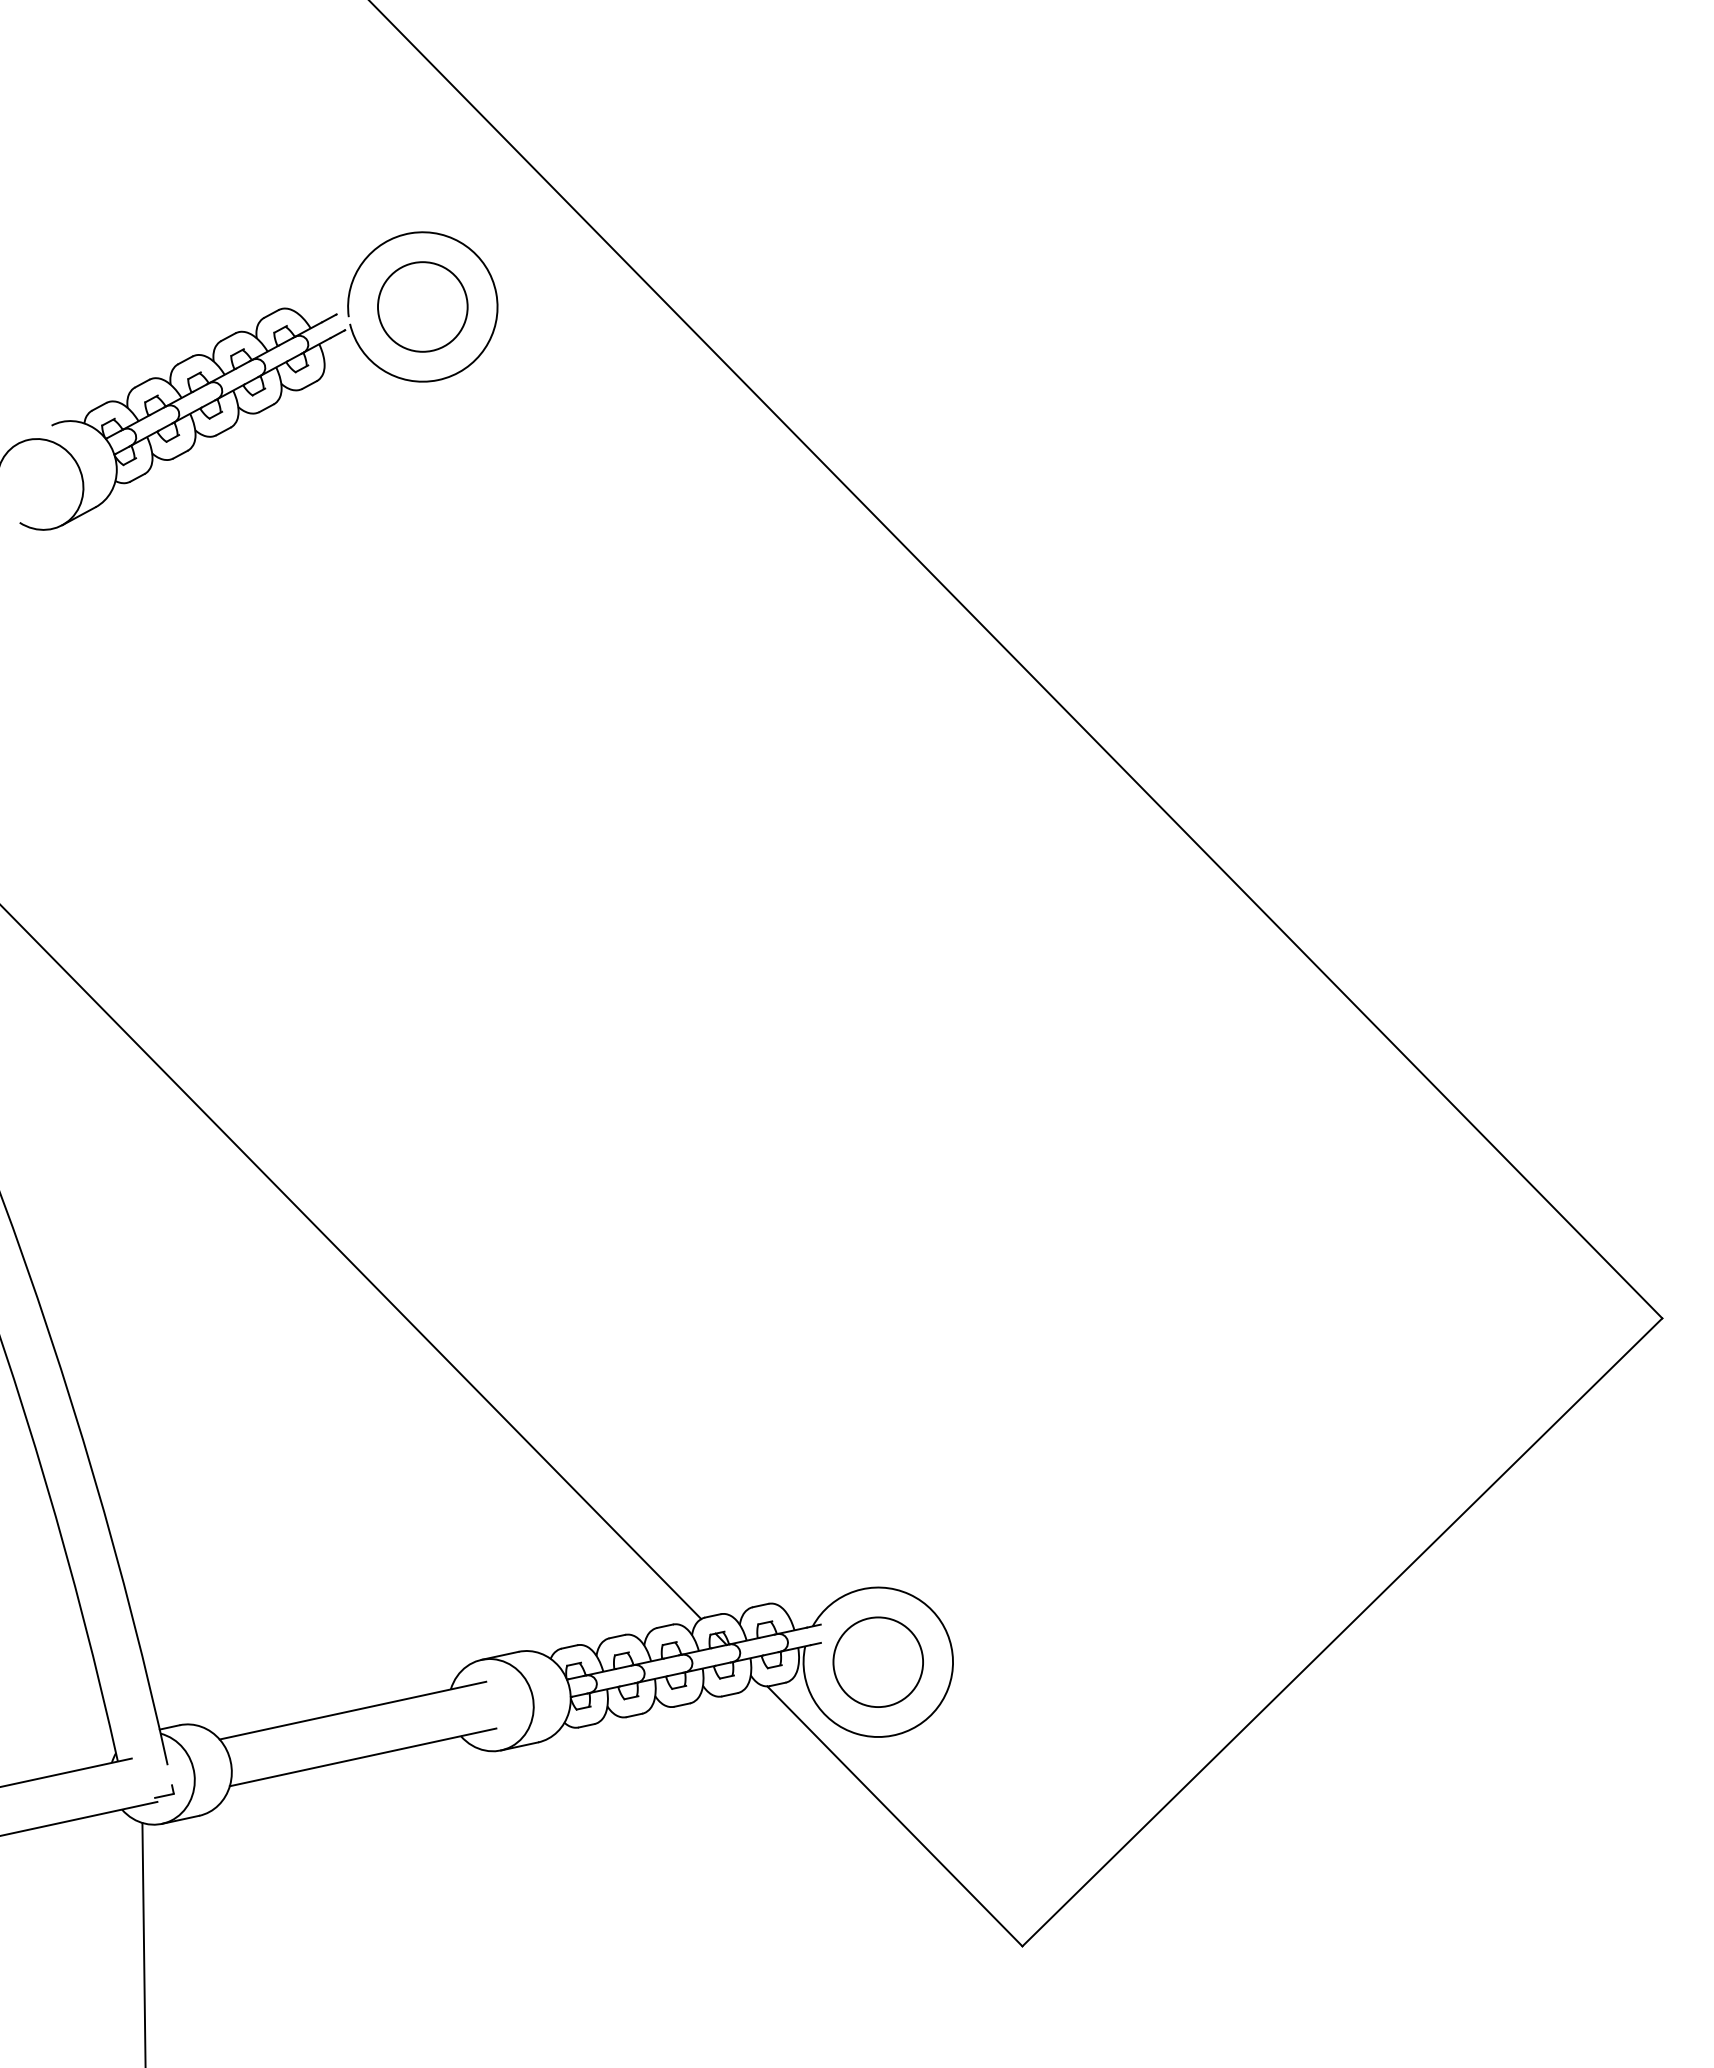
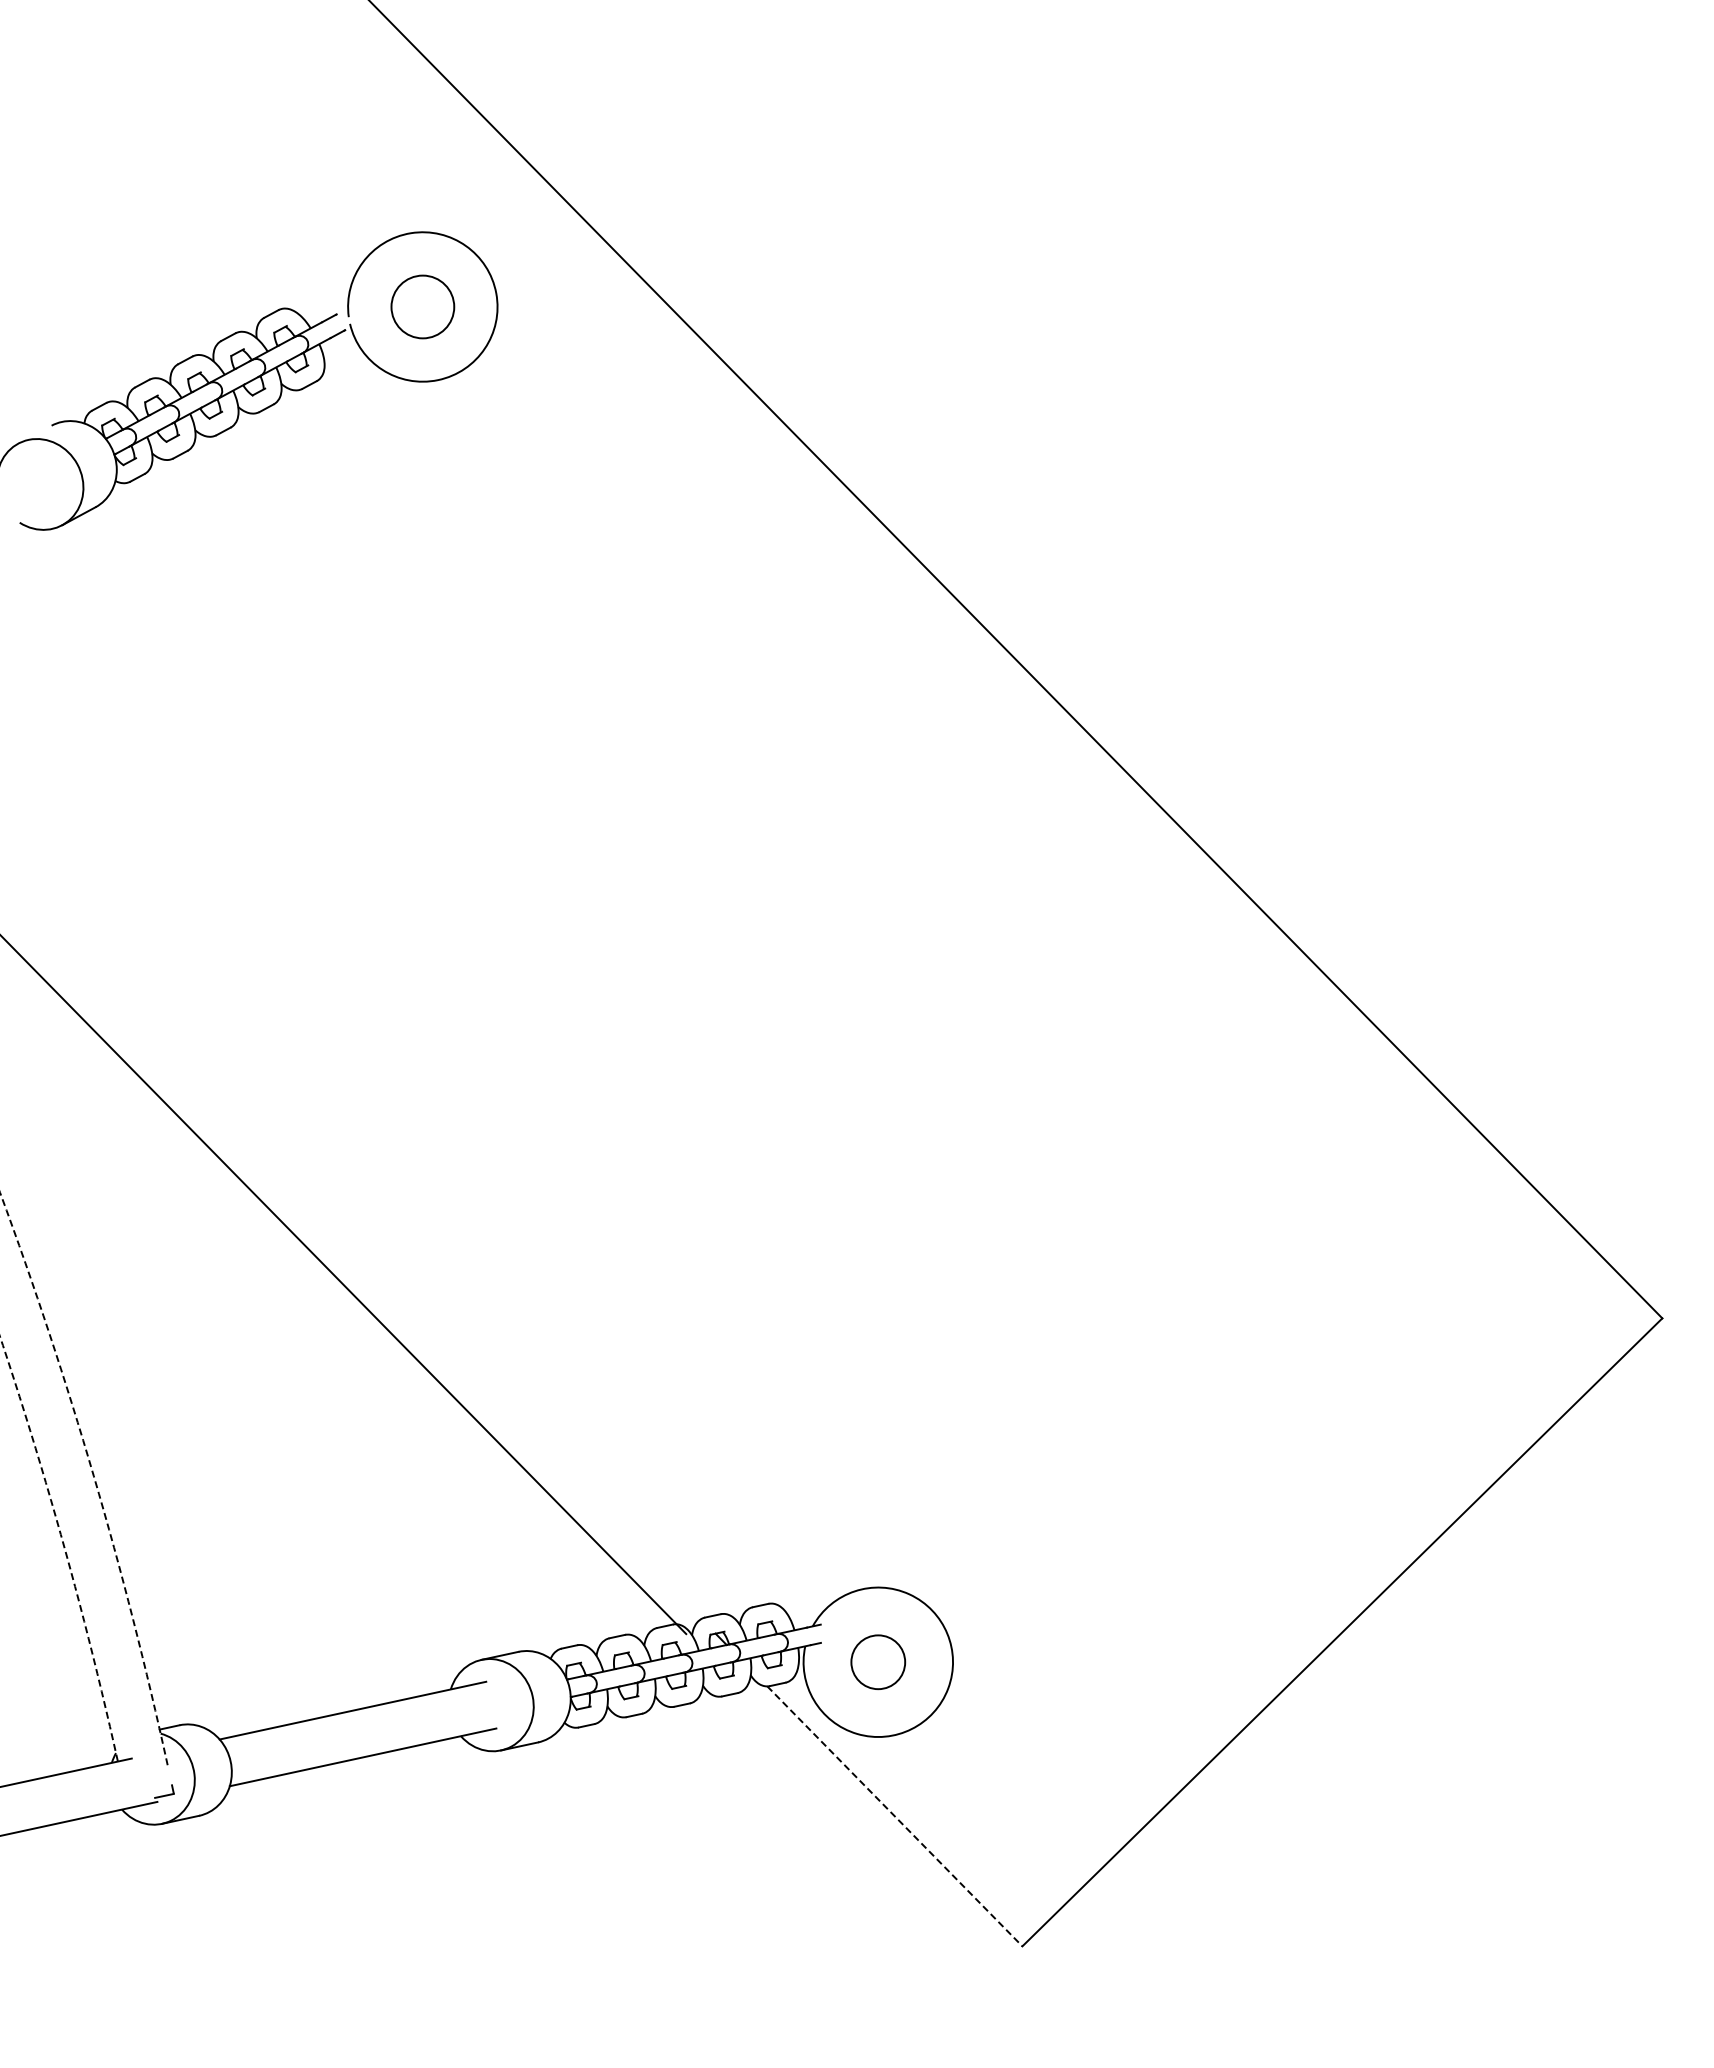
circle size: 92x92 px -> 66x66 px (422, 306)
line position: (351, 1262) -> (344, 1285) (344, 1285)
arc: solid -> dashed (93, 1476)
arc: solid -> dashed (64, 1548)
circle diameter: 90 px -> 54 px (878, 1662)
line: solid -> dashed (895, 1816)
line: present -> none (143, 1943)
